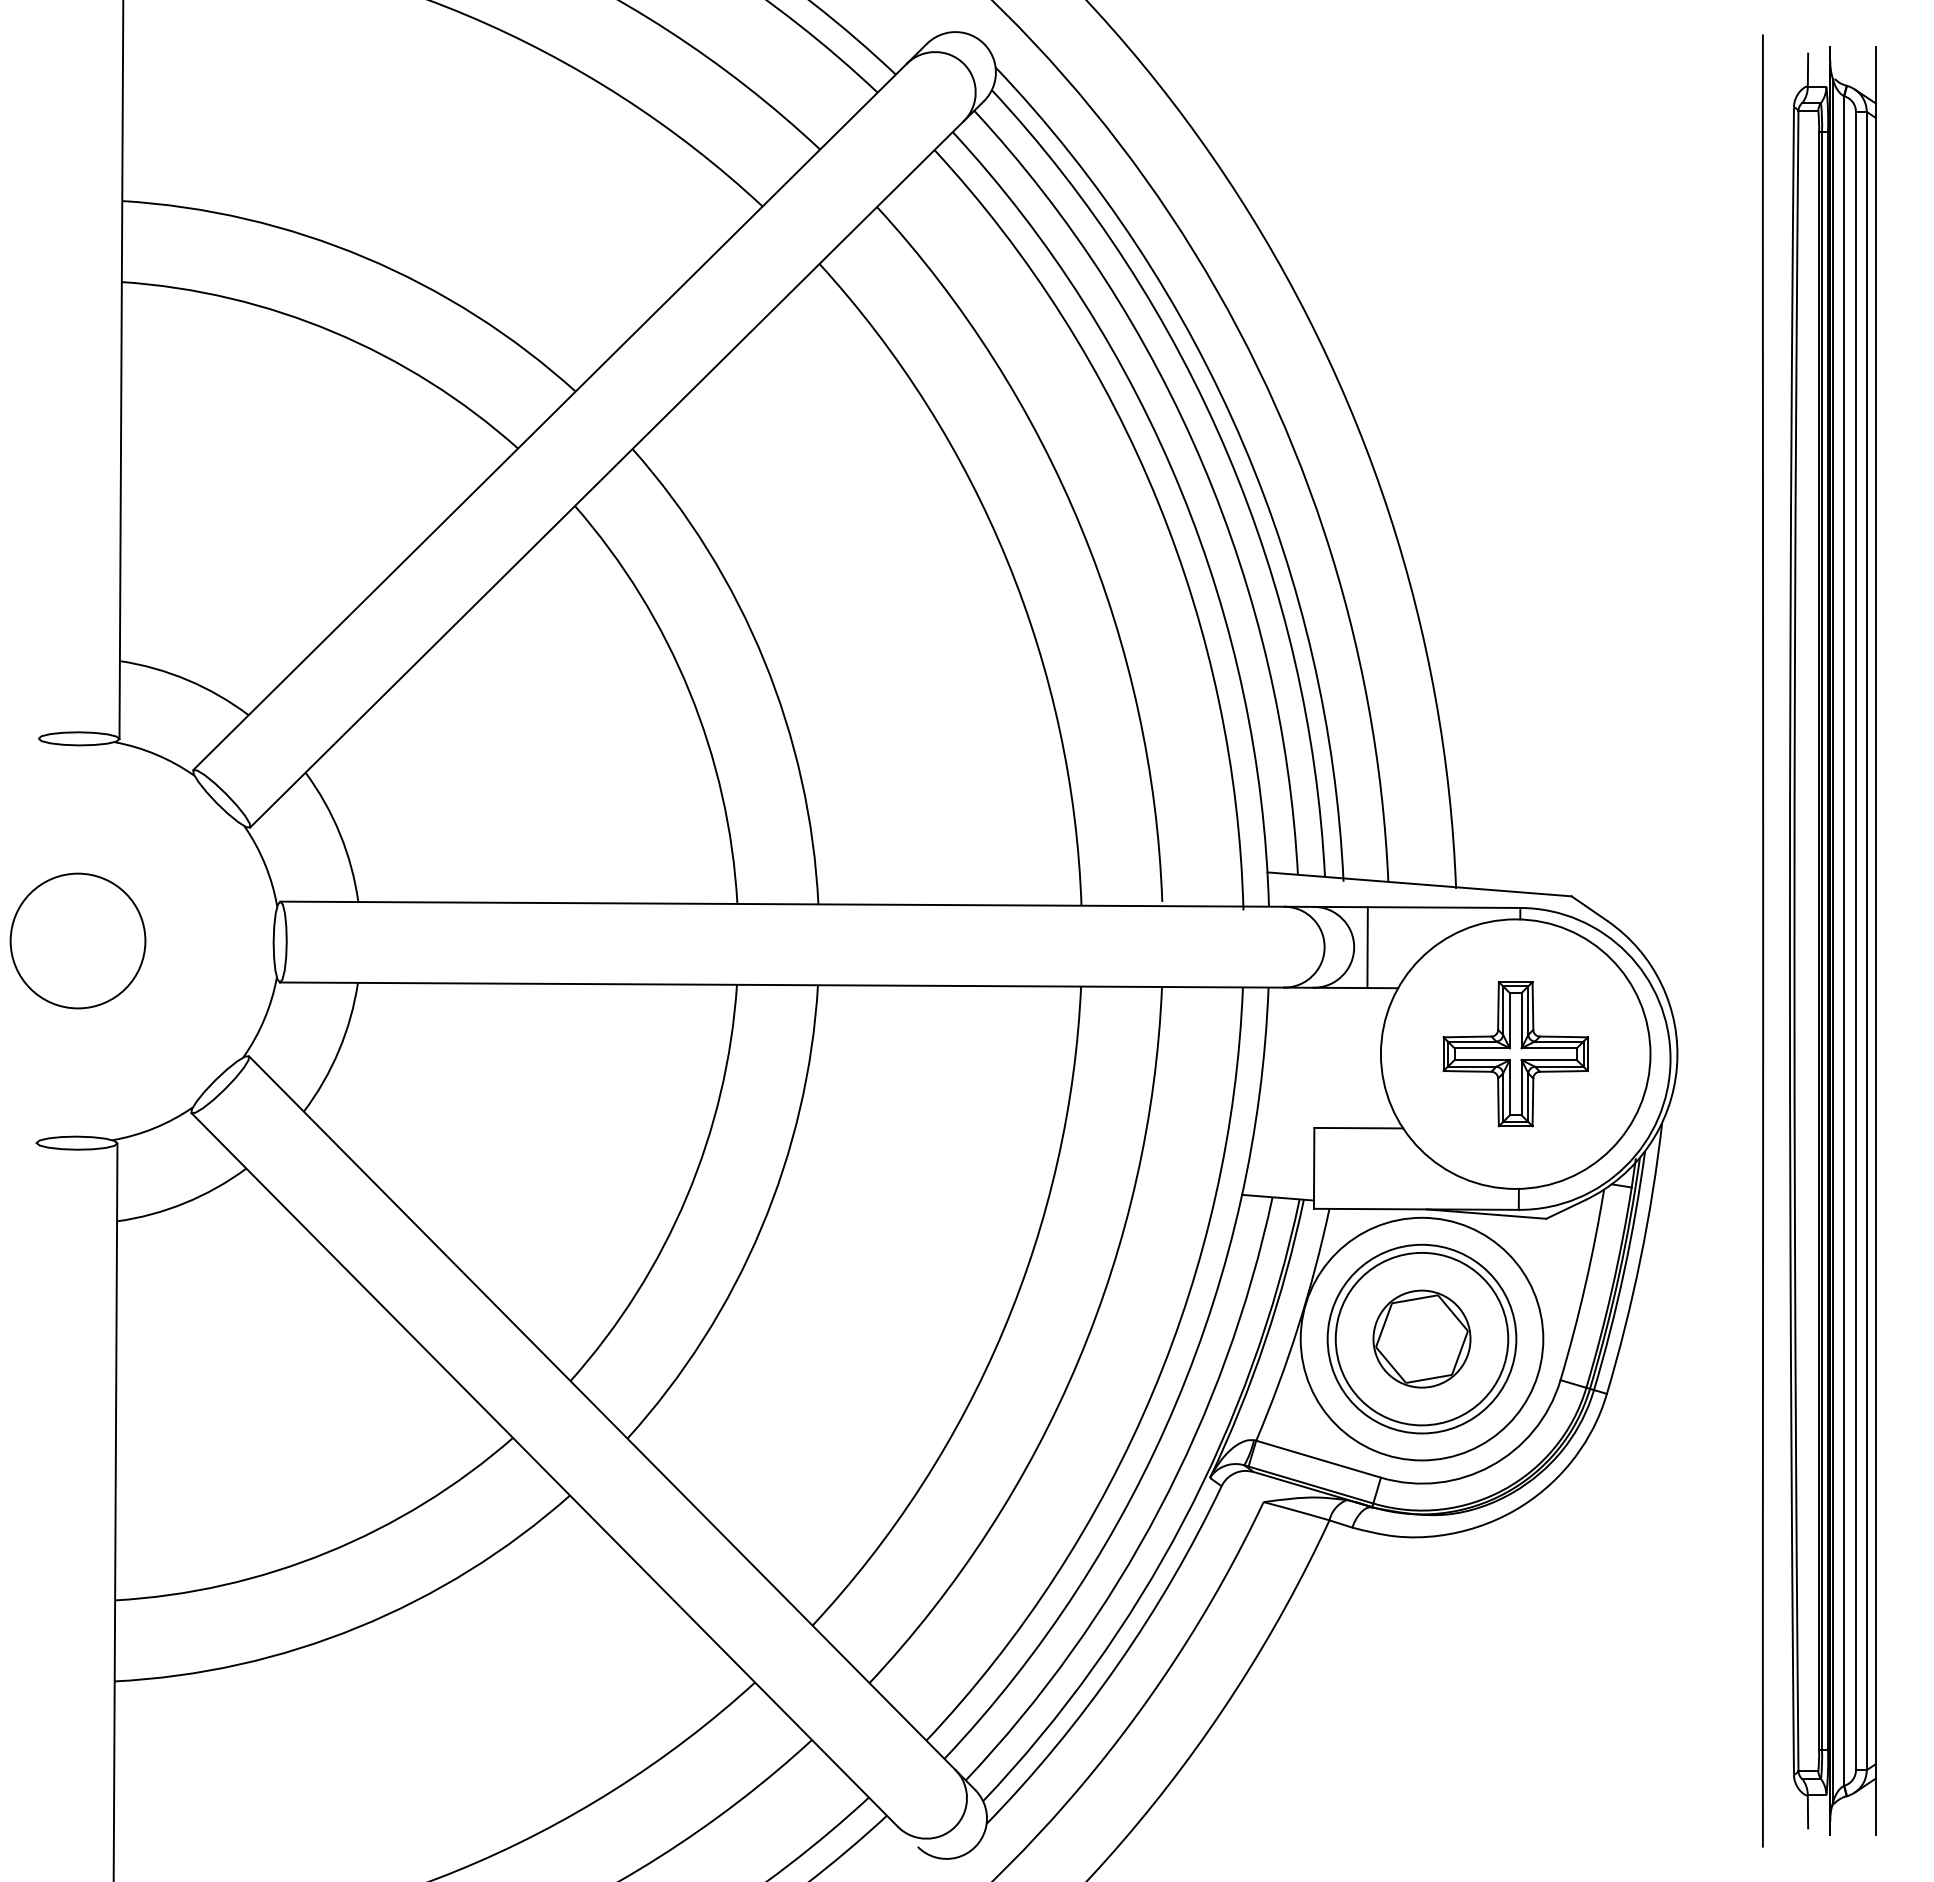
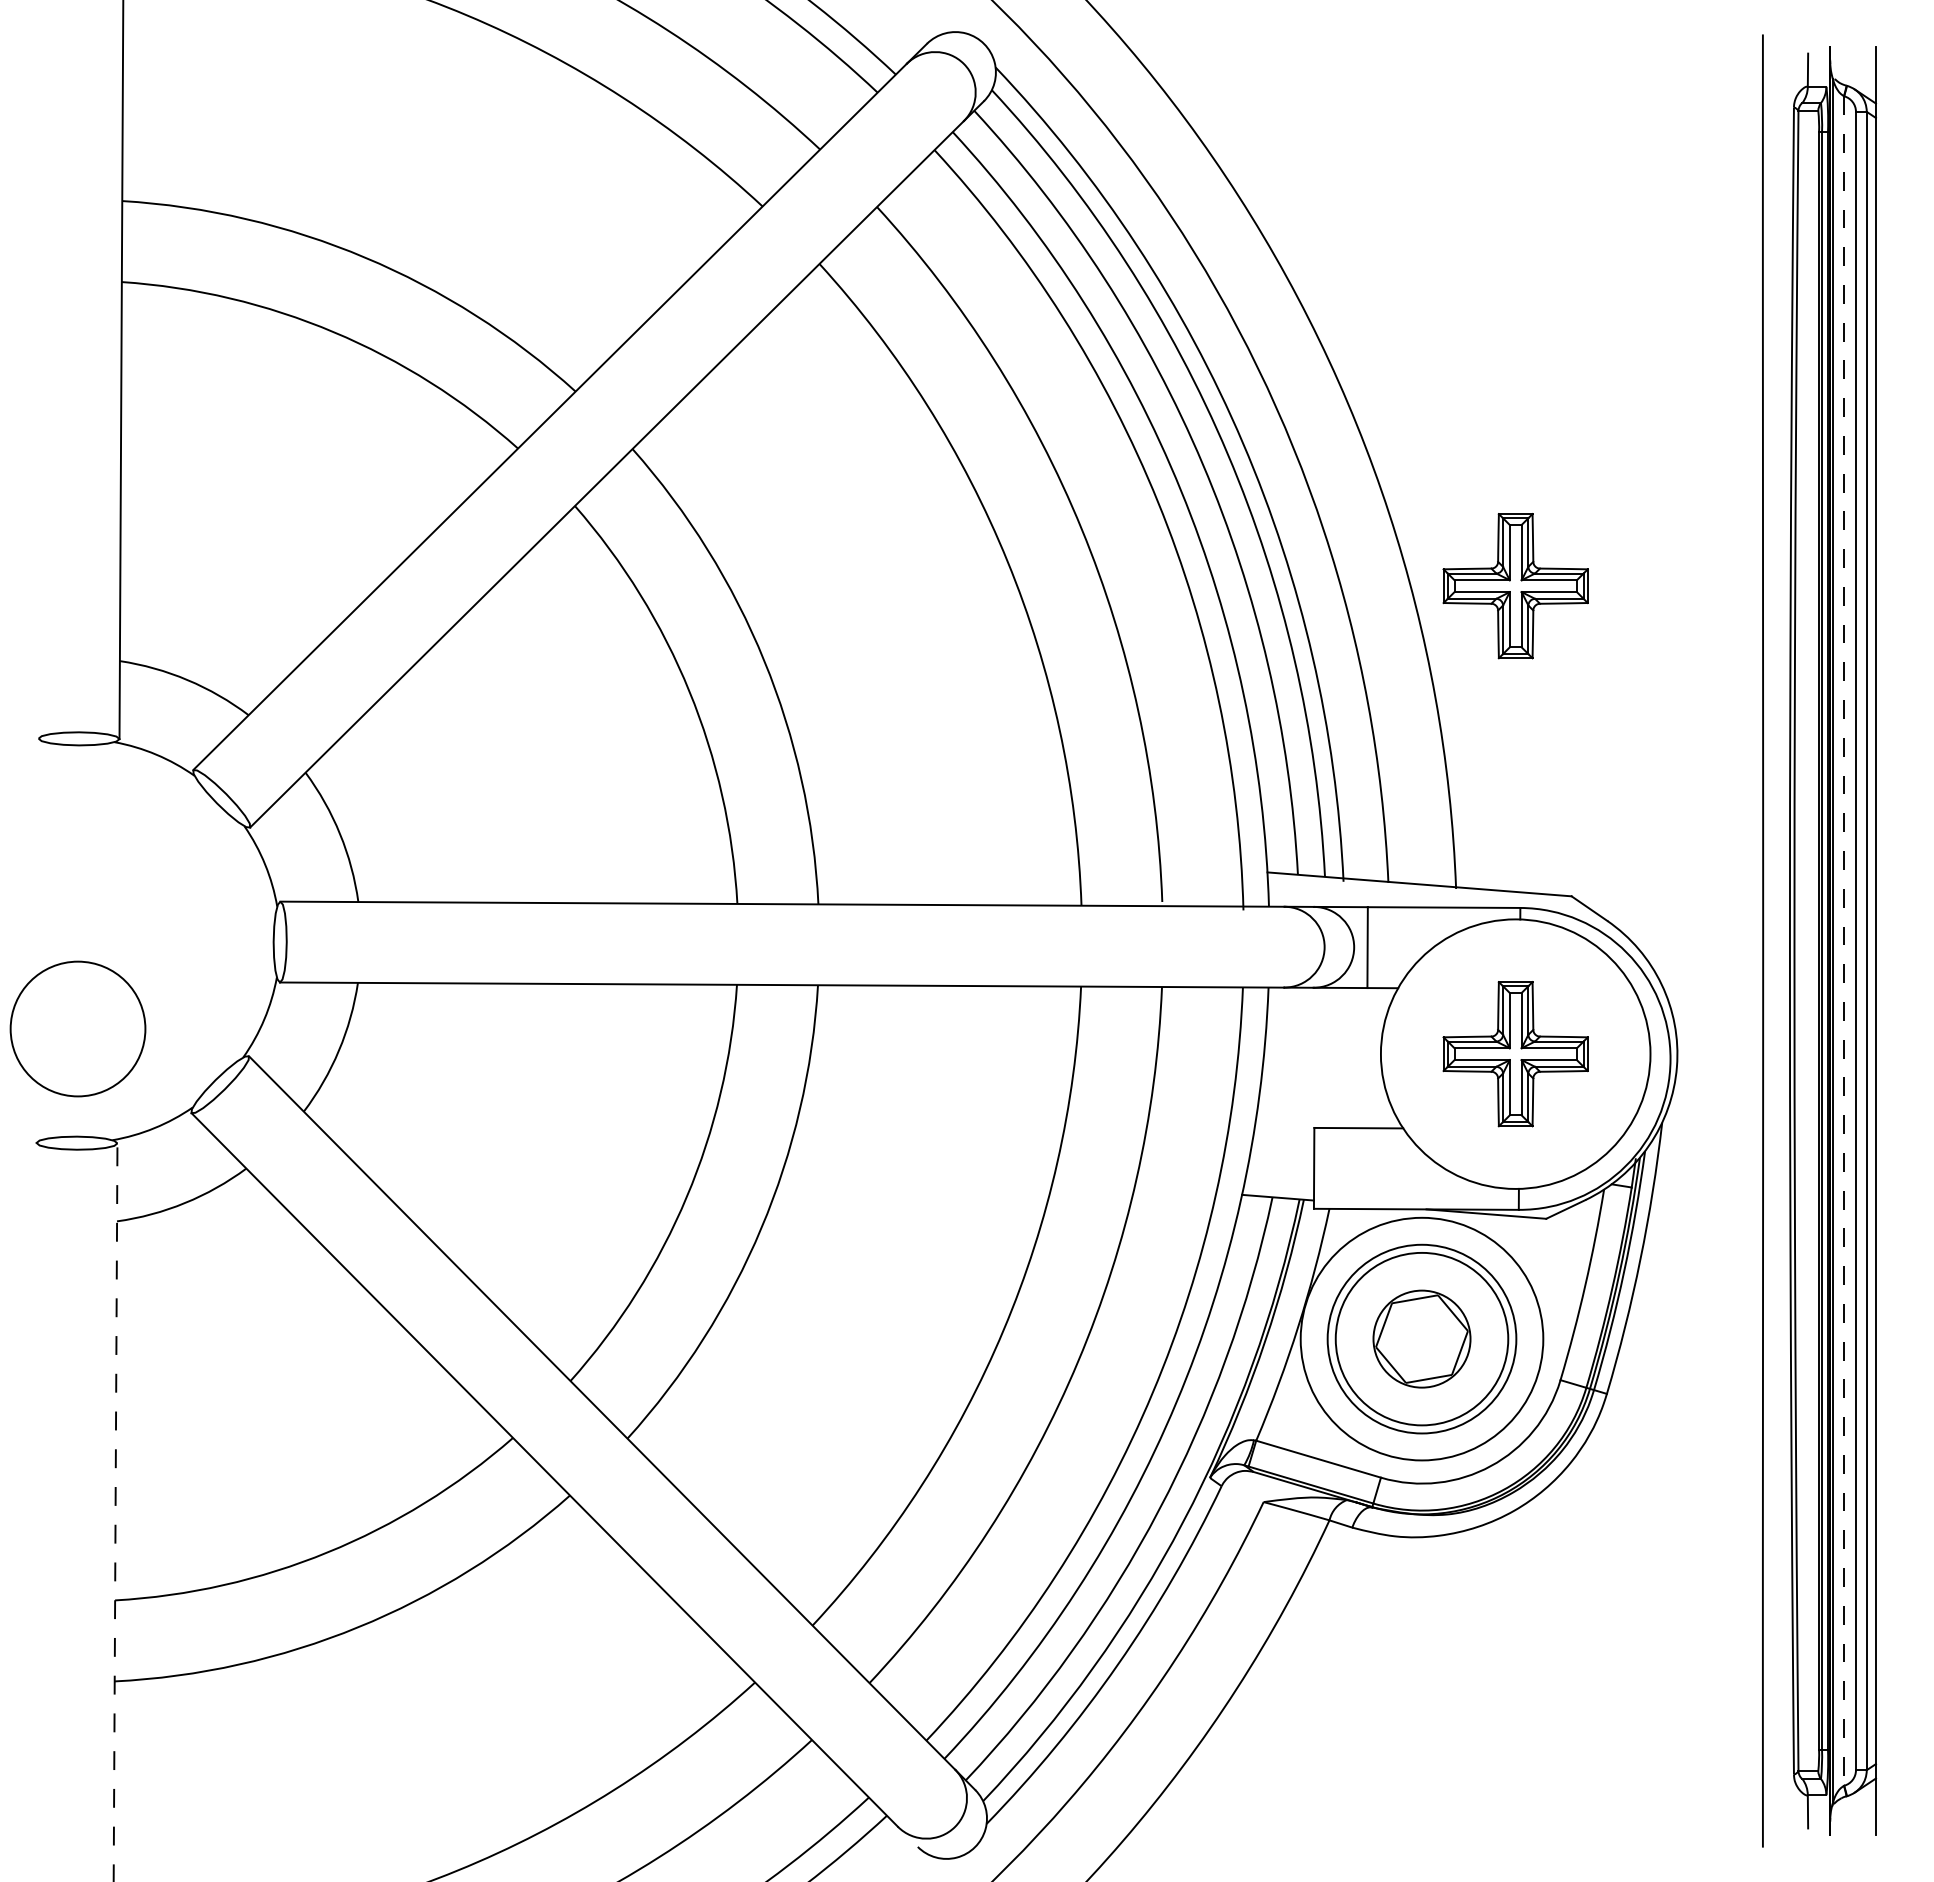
part: none -> present (1515, 586)
circle position: (77, 940) -> (77, 1028) (77, 1028)
line: solid -> dashed (1844, 941)
line: solid -> dashed (115, 1512)
